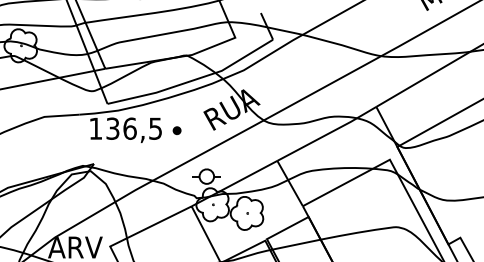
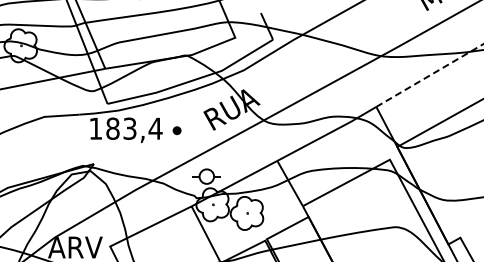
line: solid -> dashed (429, 75)
text: 136,5 -> 183,4 (134, 128)
